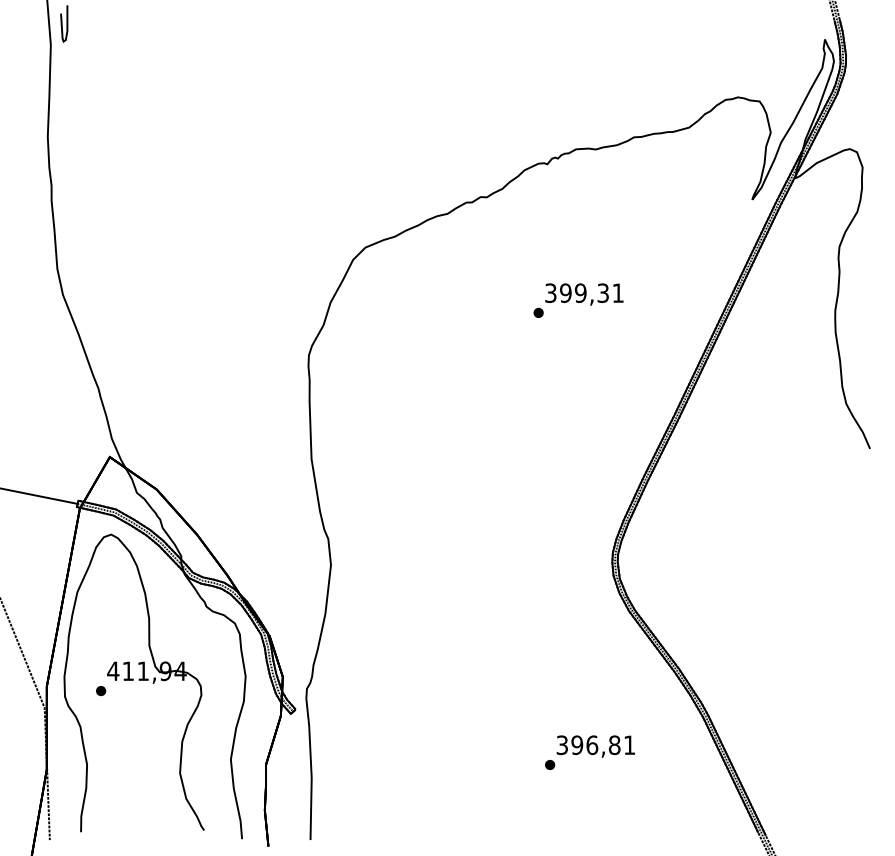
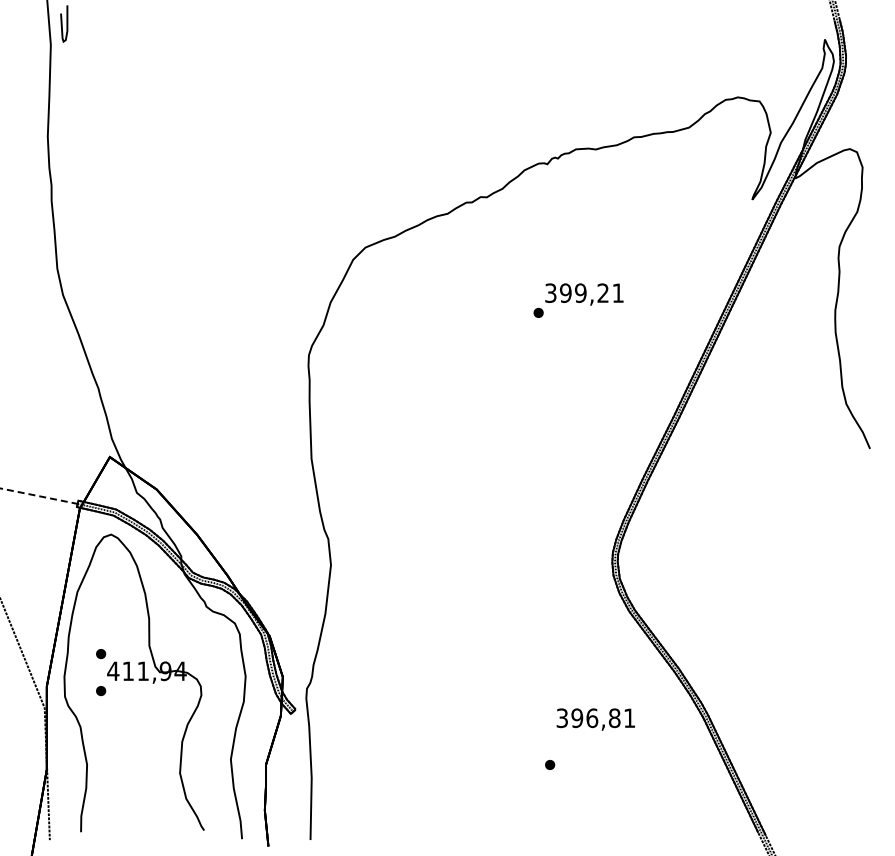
text: 399,31 -> 399,21 (602, 292)
line: solid -> dashed (39, 496)
part: none -> present (101, 654)
text position: (595, 746) -> (595, 719) (595, 719)
